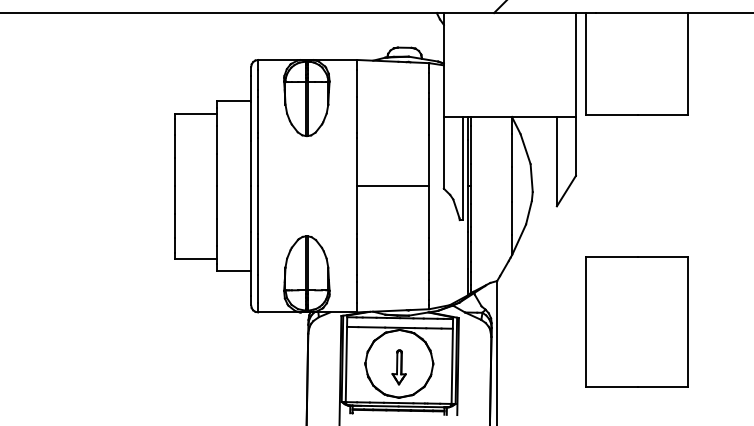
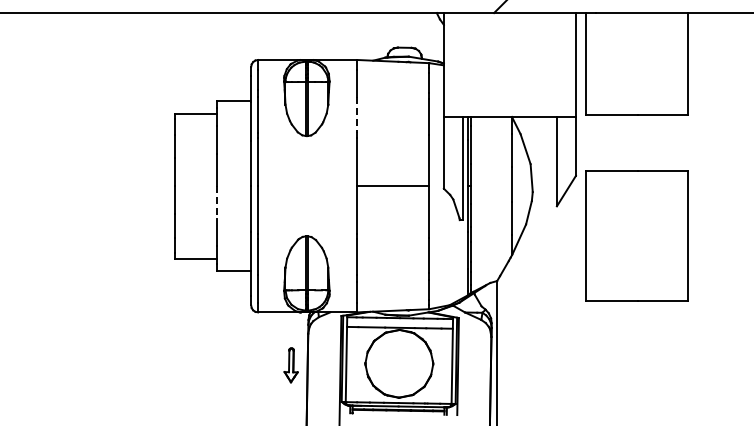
line: solid -> dashed (357, 115)
line: solid -> dashed (216, 202)
part position: (636, 321) -> (636, 235) (636, 235)
part position: (398, 367) -> (290, 365) (290, 365)
